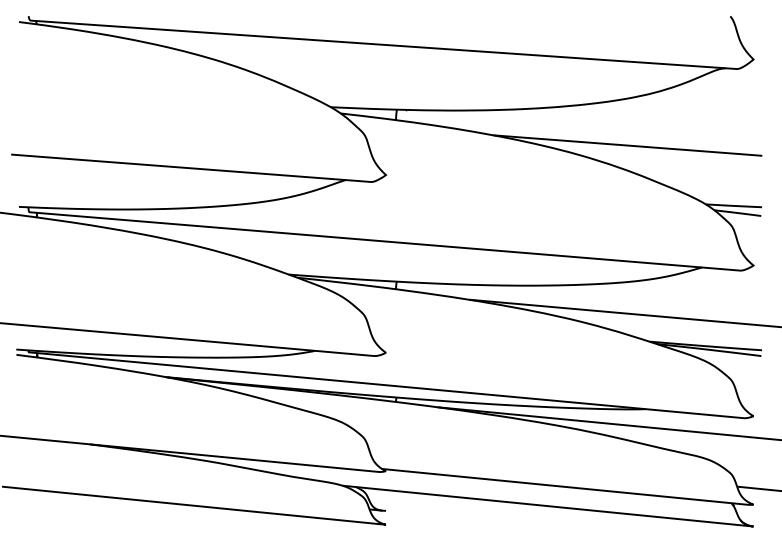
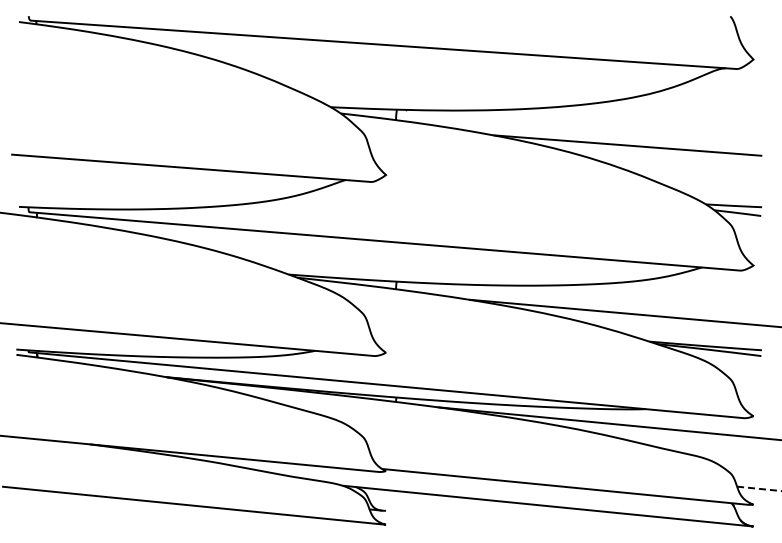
line: solid -> dashed (759, 488)
